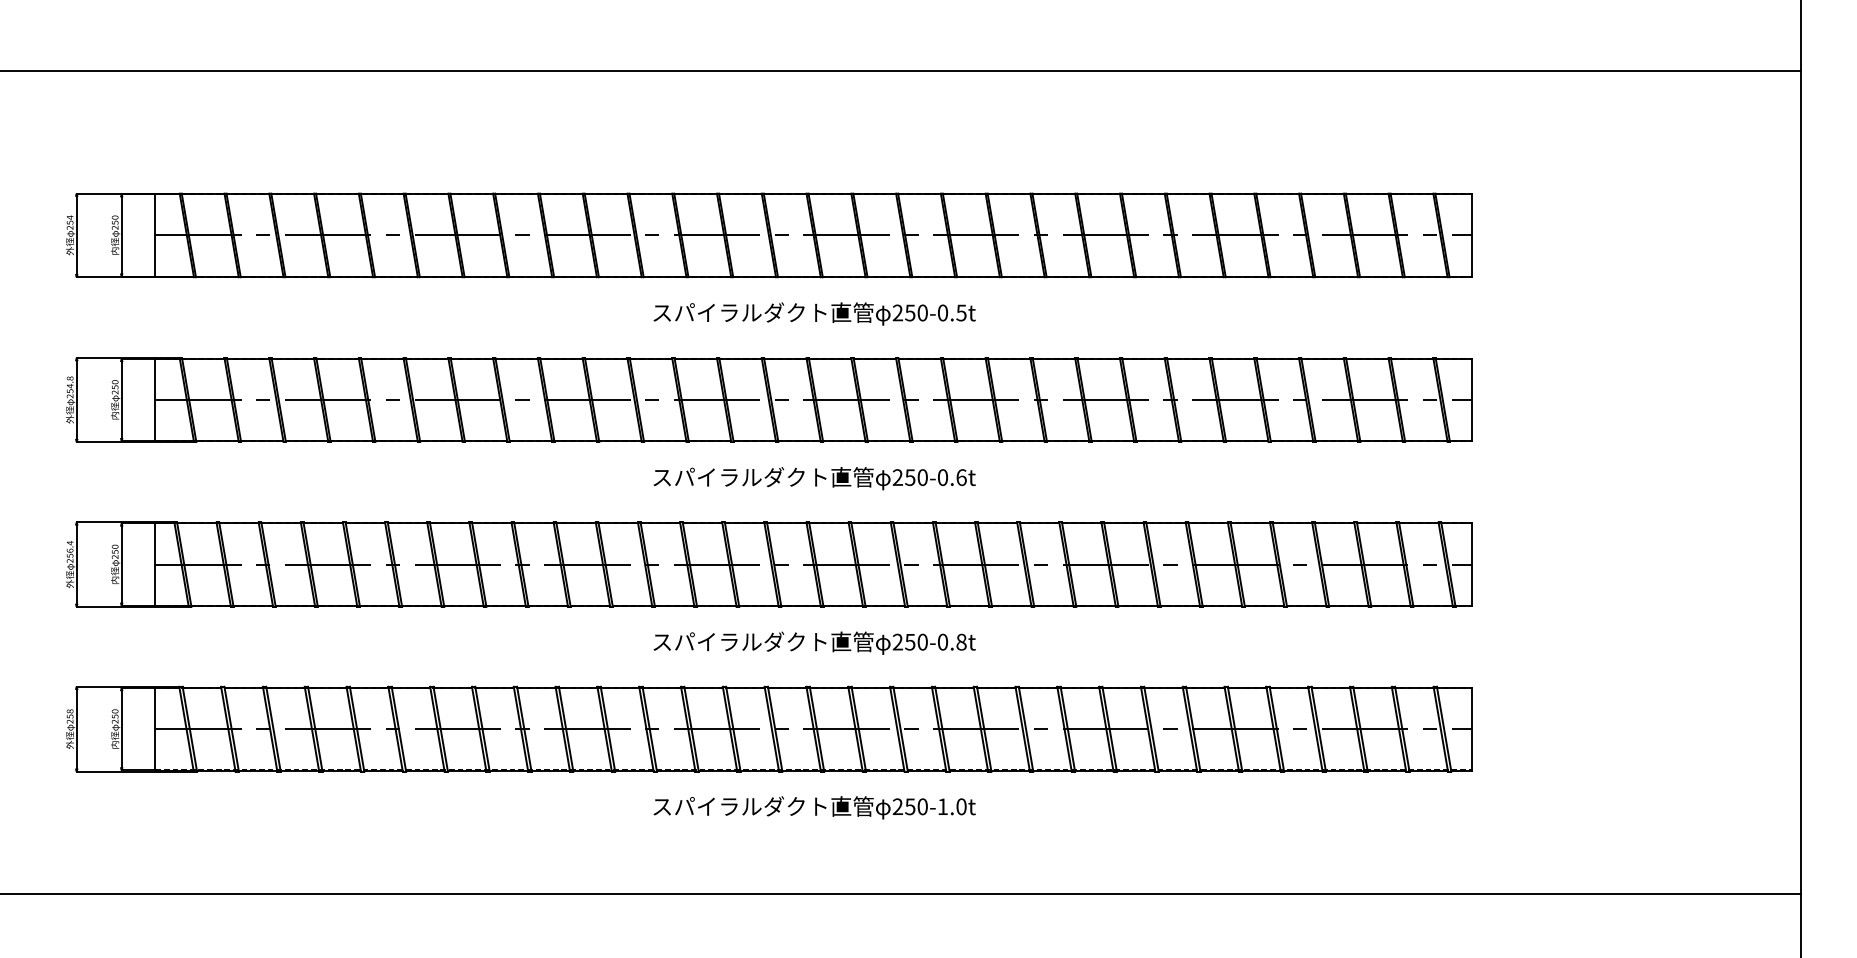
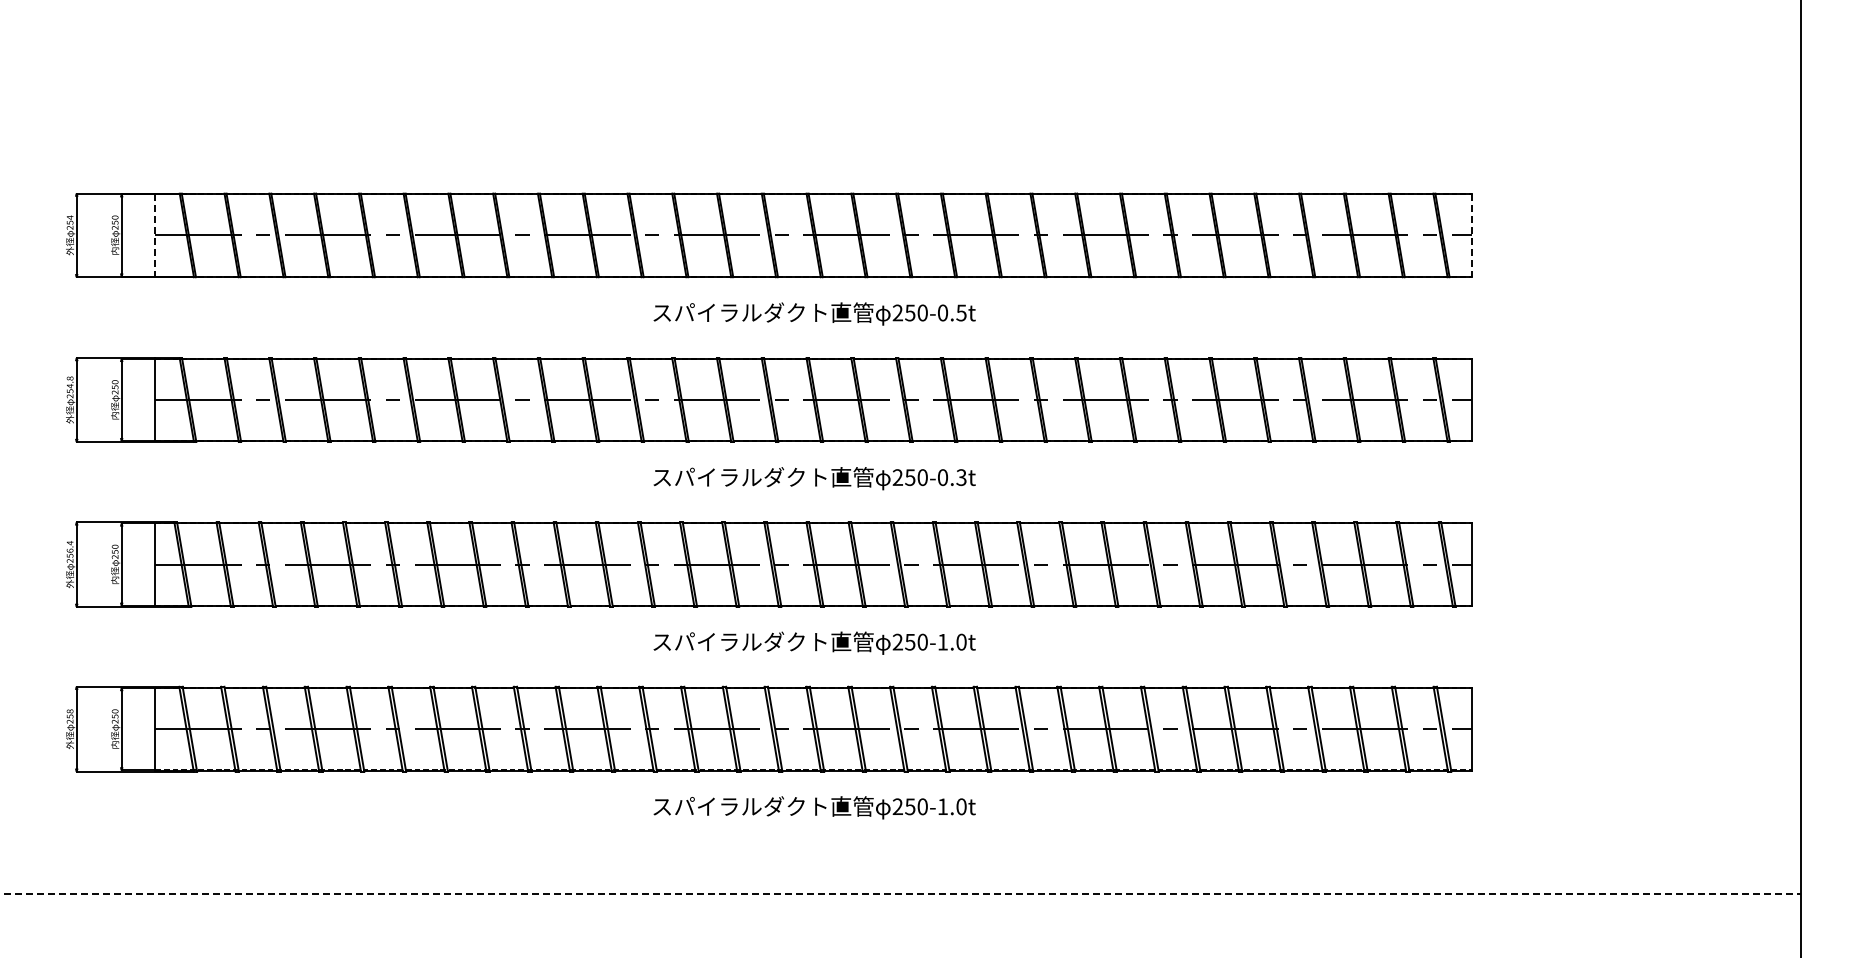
line: present -> none (901, 70)
line: solid -> dashed (155, 235)
line: solid -> dashed (1472, 235)
text: 250-0.6t -> 250-0.3t (961, 477)
text: 250-0.8t -> 250-1.0t (952, 641)
line: solid -> dashed (901, 893)
